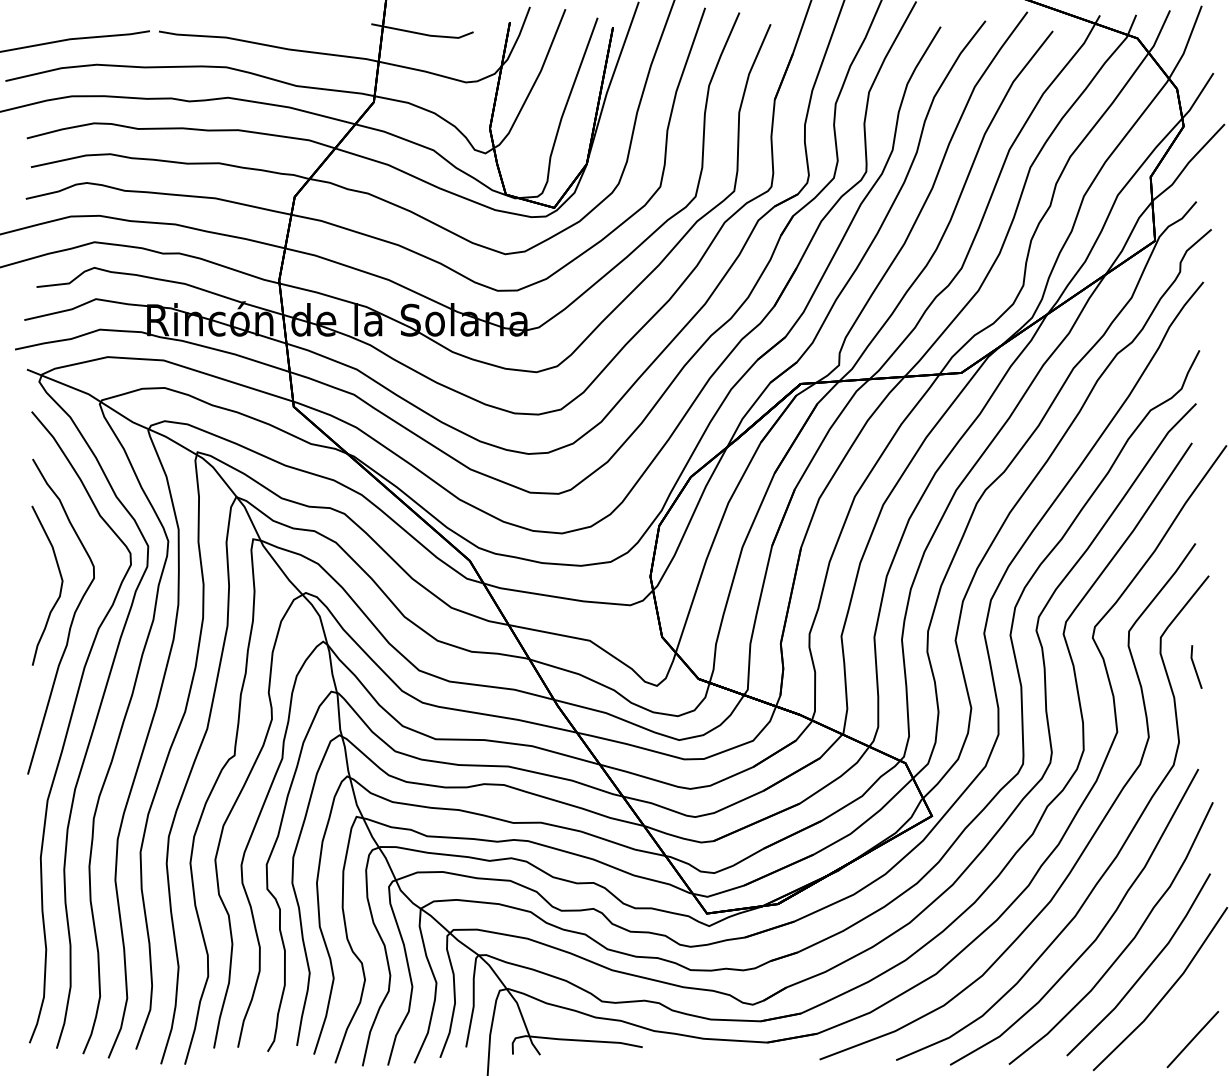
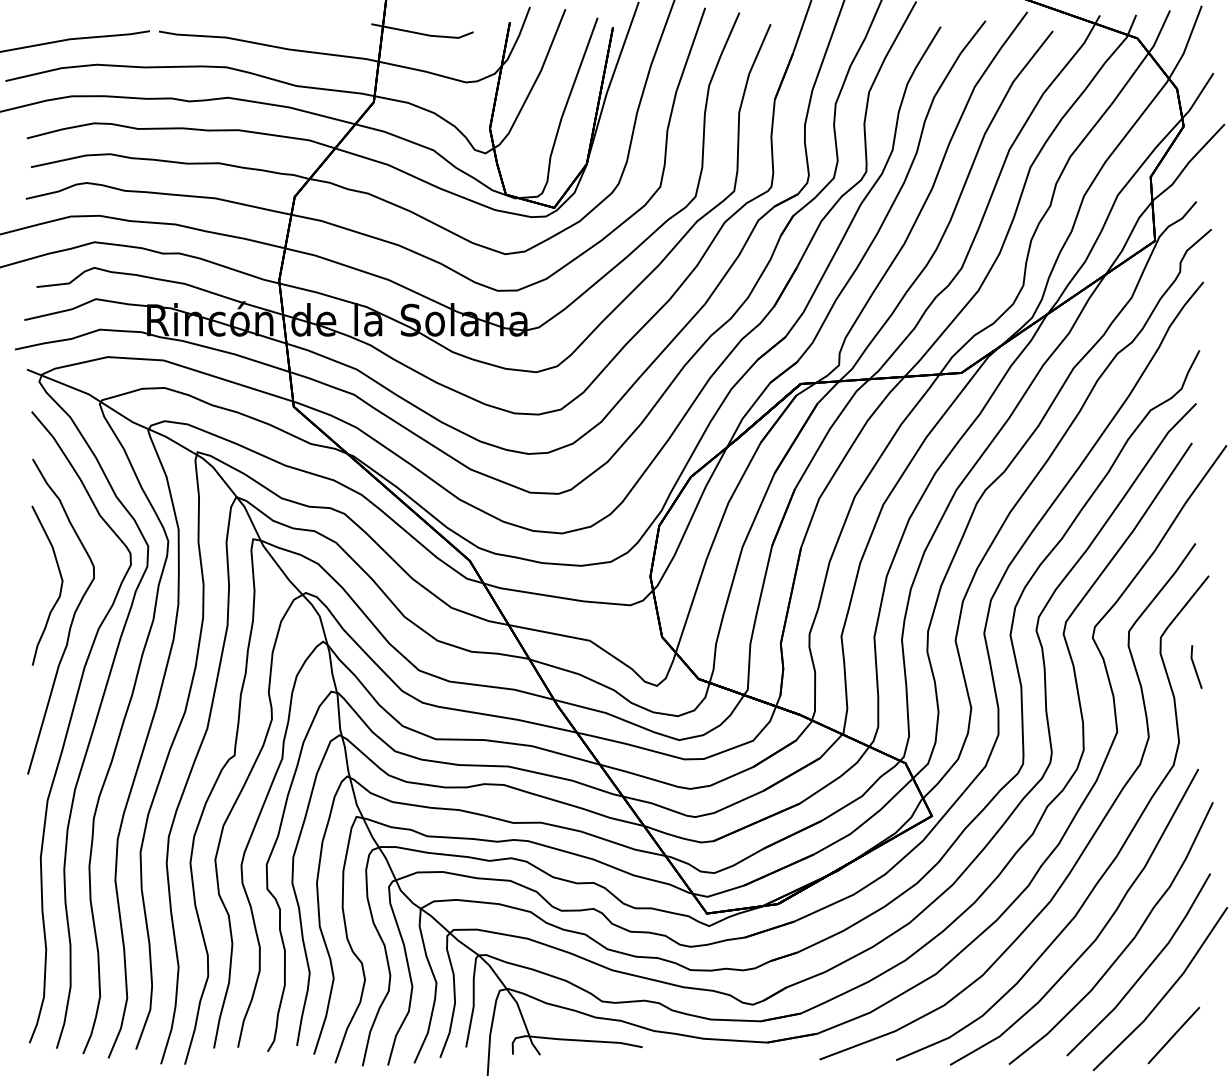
line position: (1192, 1039) -> (1173, 1035) (1173, 1035)
